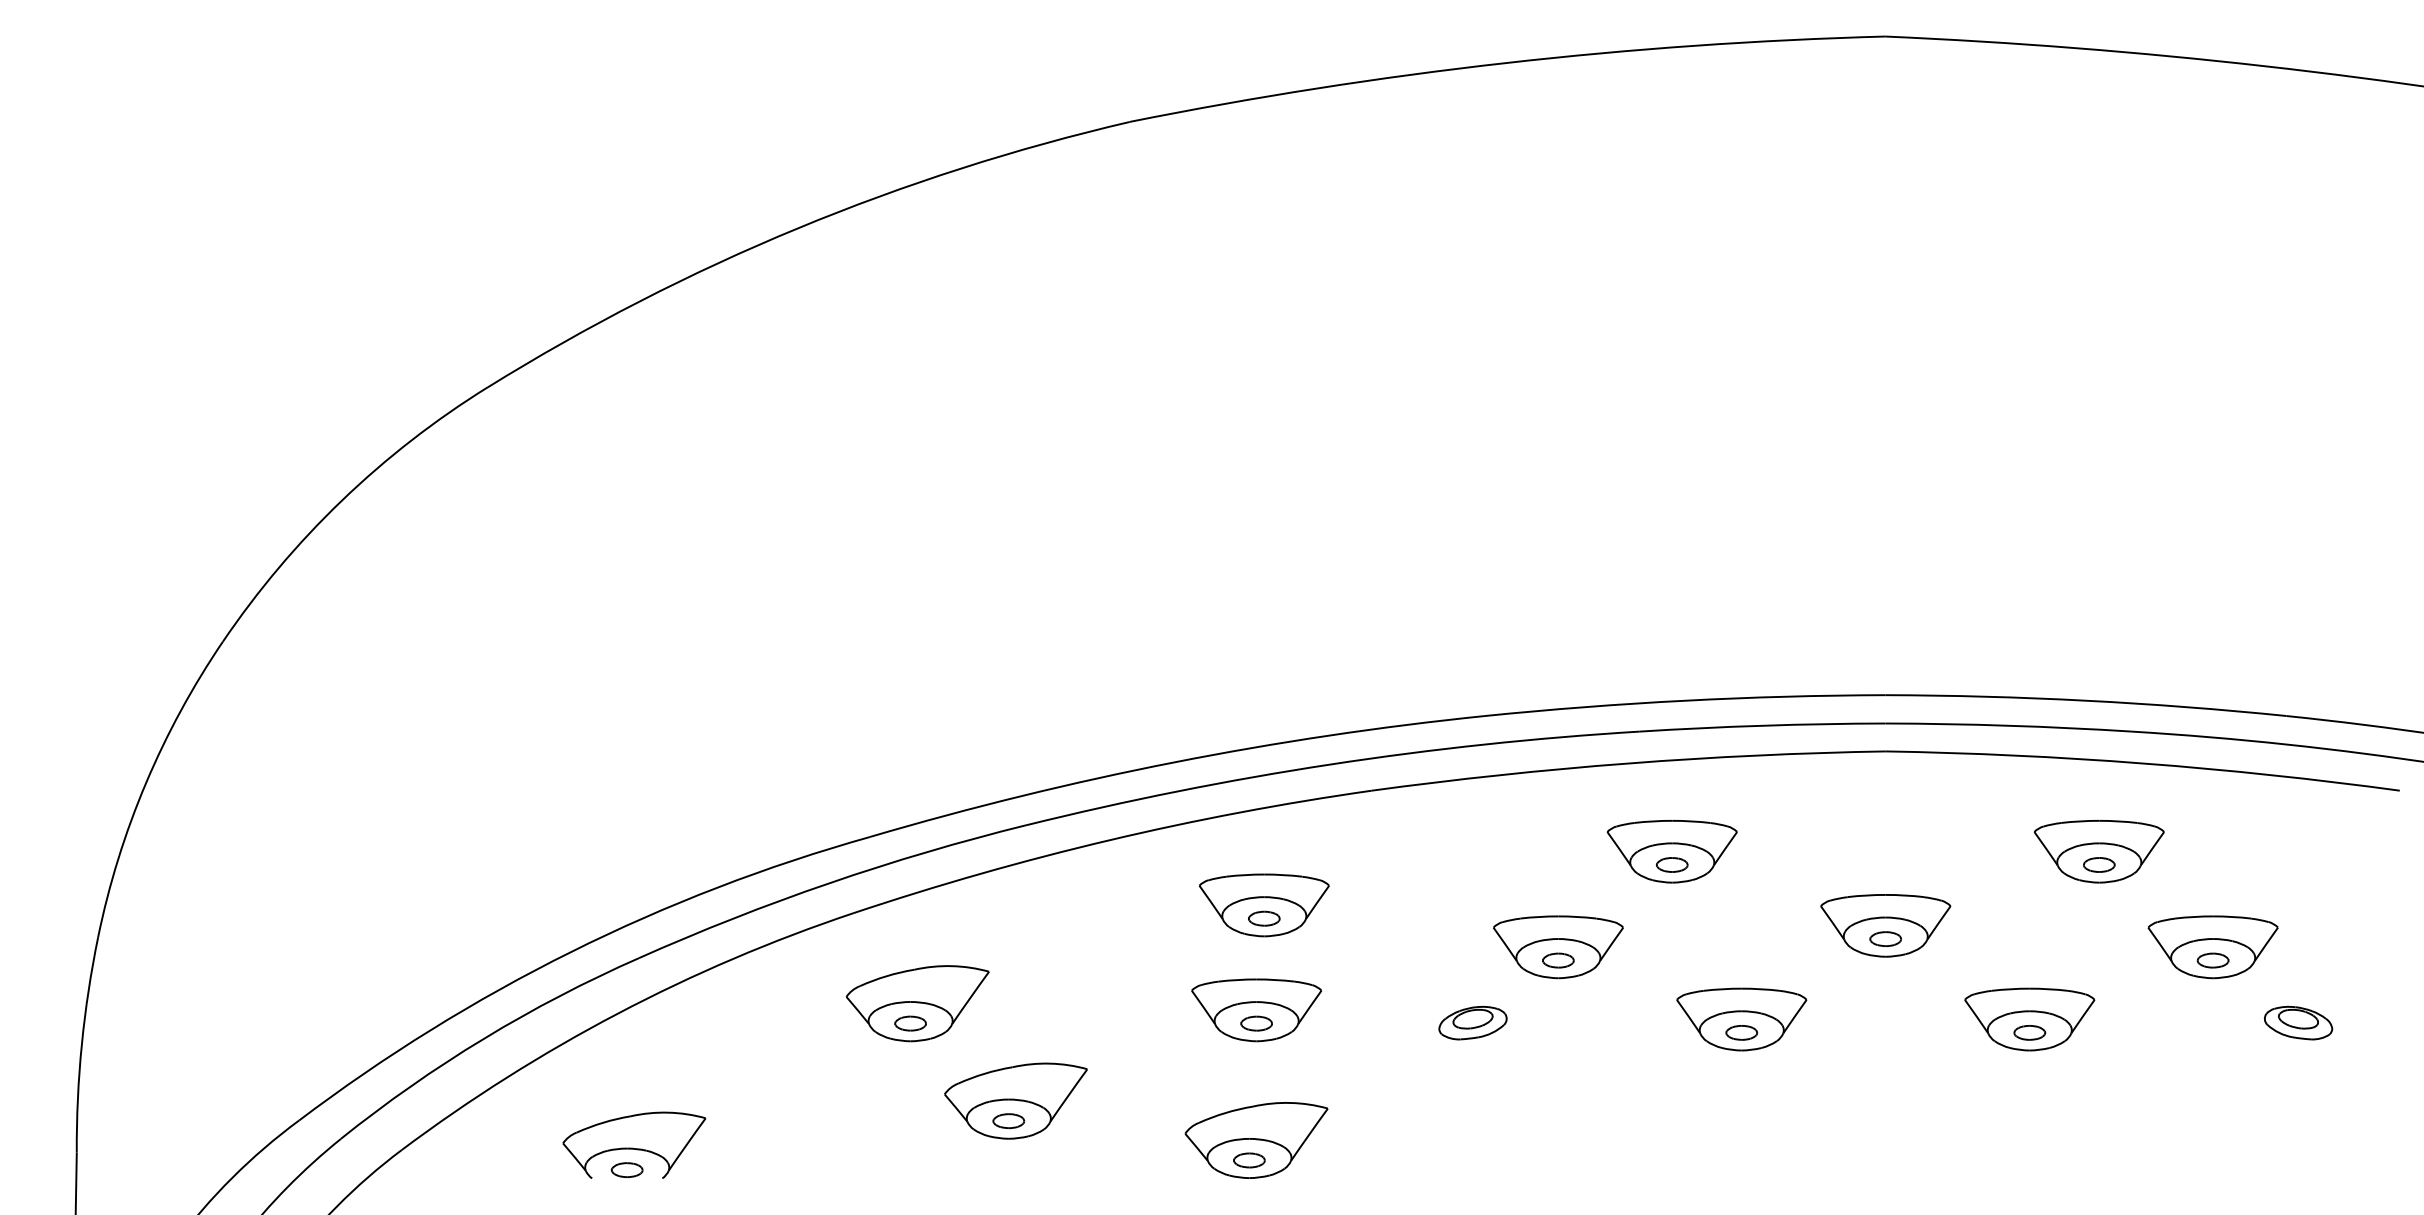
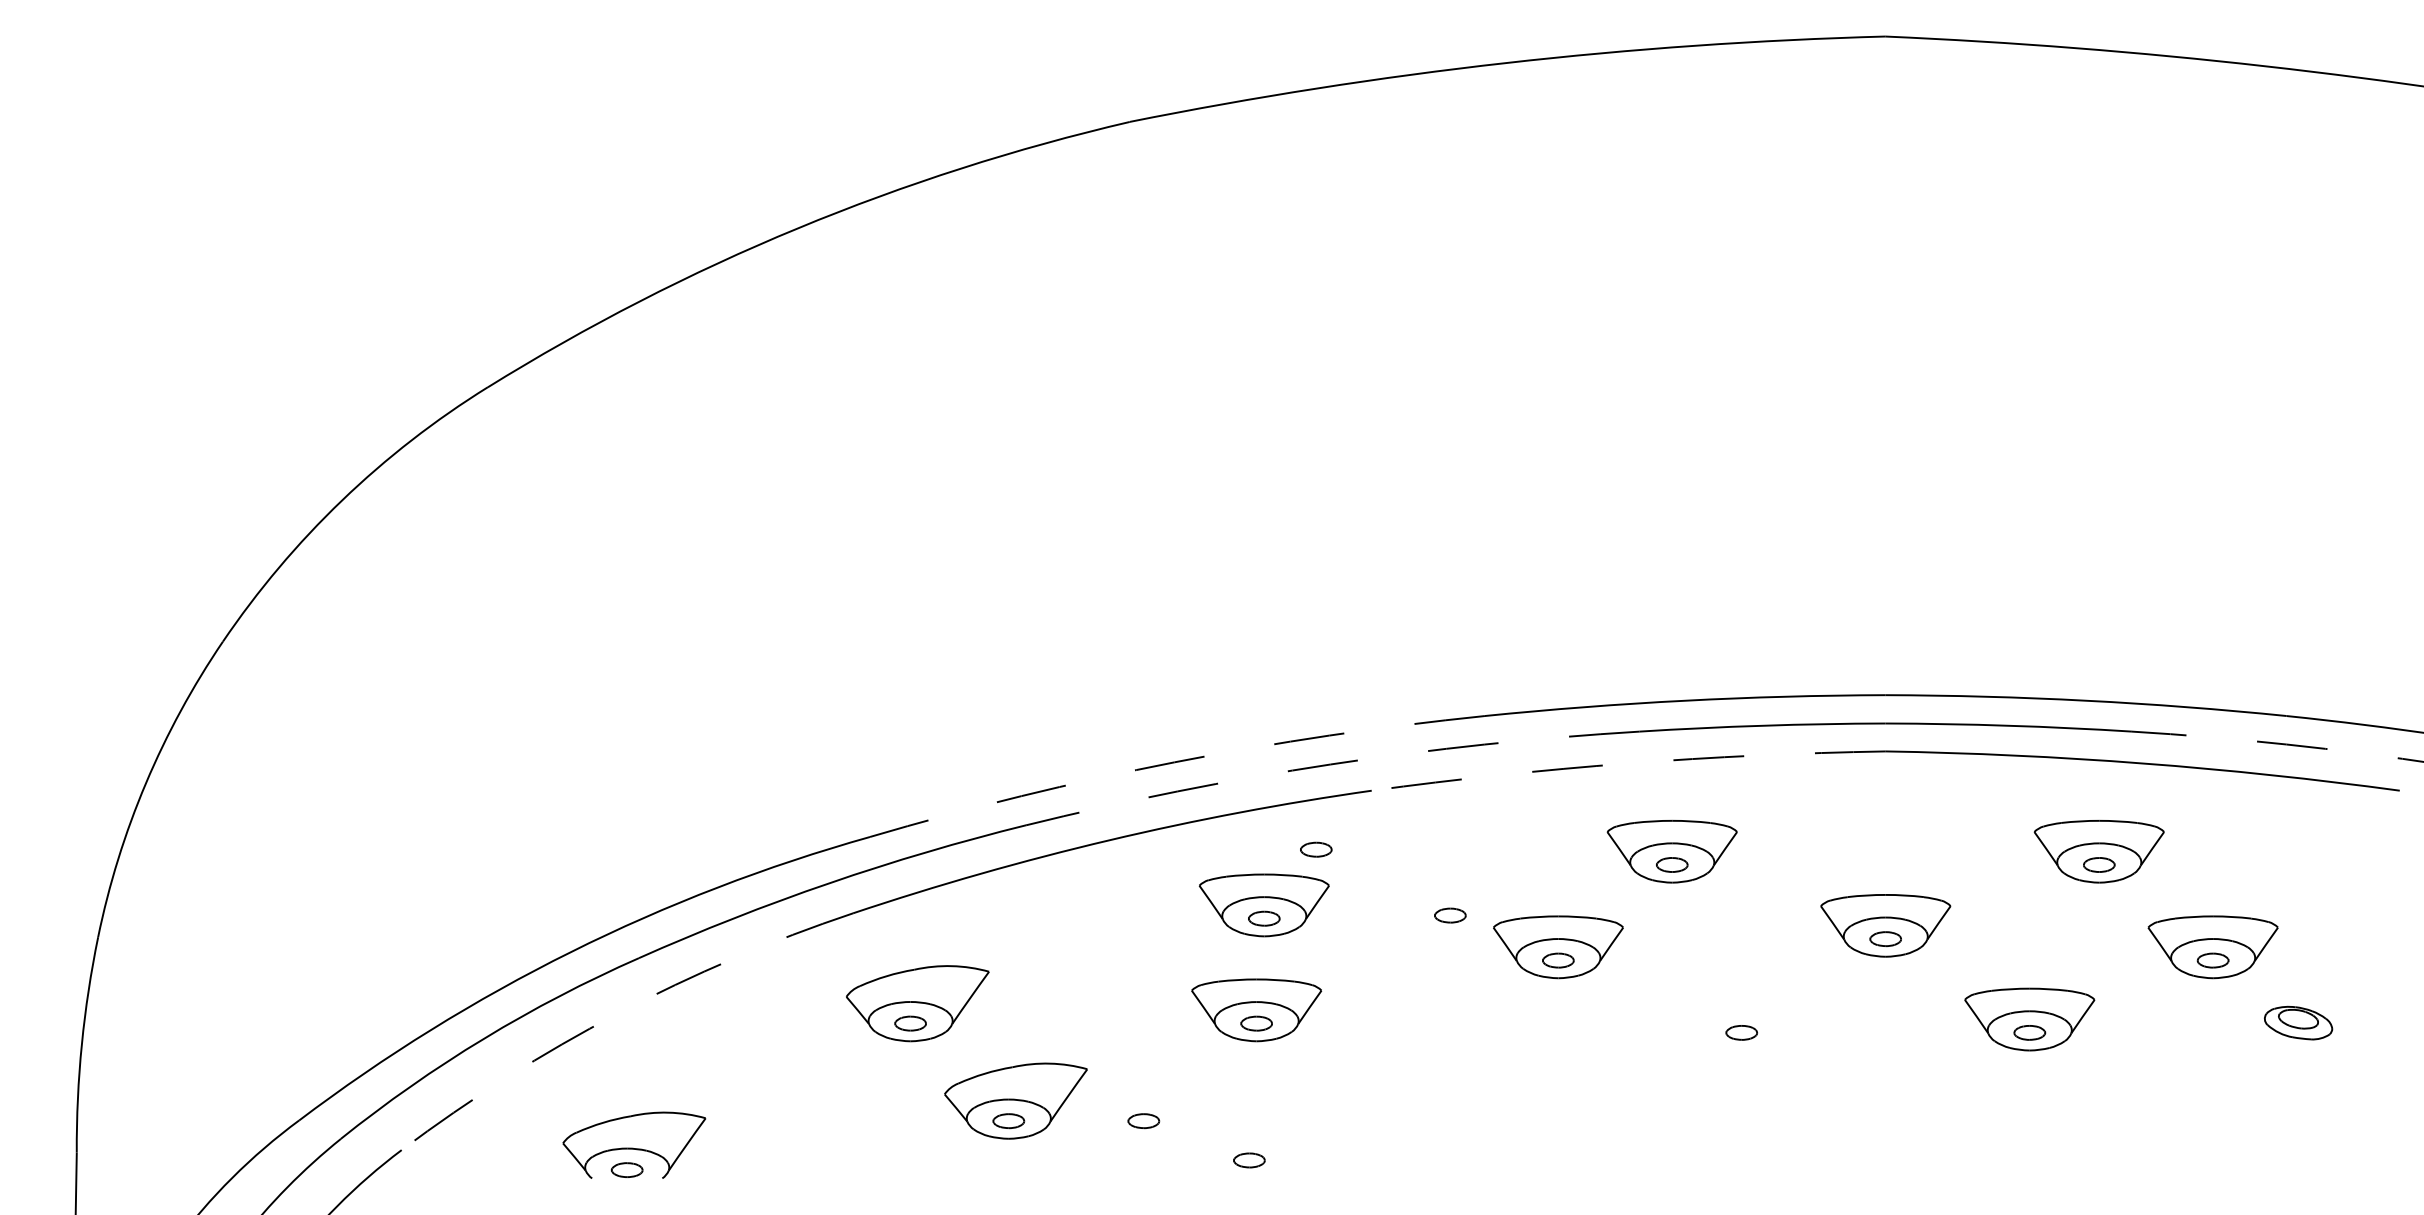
arc: solid -> dashed (2277, 743)
arc: solid -> dashed (1174, 762)
arc: solid -> dashed (1628, 763)
arc: solid -> dashed (1330, 764)
part: none -> present (1316, 849)
part: none -> present (1450, 915)
arc: solid -> dashed (617, 1013)
part: present -> none (1741, 1019)
part: present -> none (1472, 1022)
part: none -> present (1143, 1121)
part: present -> none (1256, 1140)
